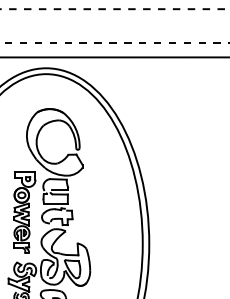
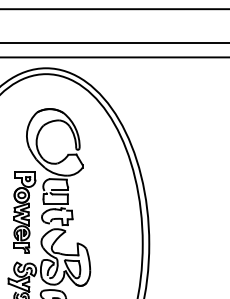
line: dashed -> solid (115, 9)
line: dashed -> solid (114, 42)
